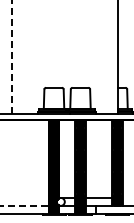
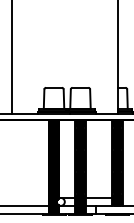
line: dashed -> solid (11, 57)
line: dashed -> solid (25, 205)
